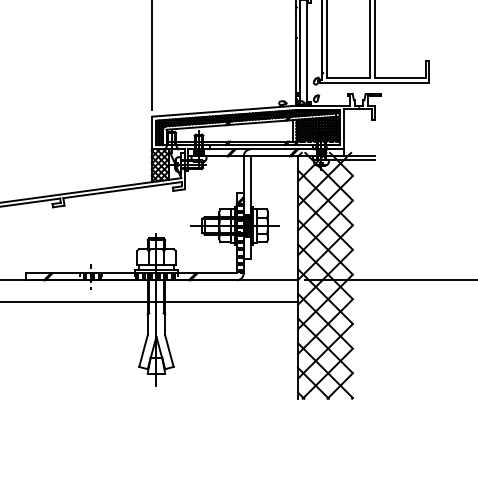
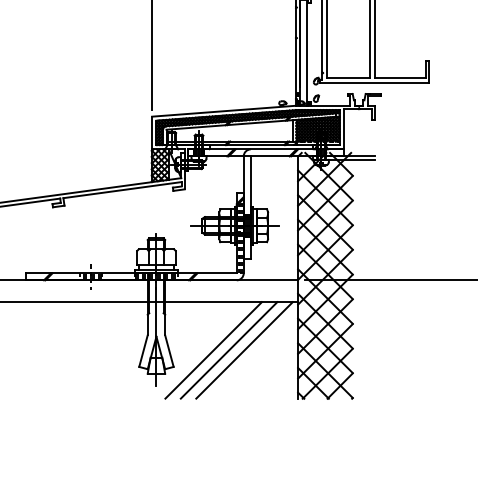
line: none -> present (213, 350)
line: none -> present (228, 350)
line: none -> present (244, 350)
